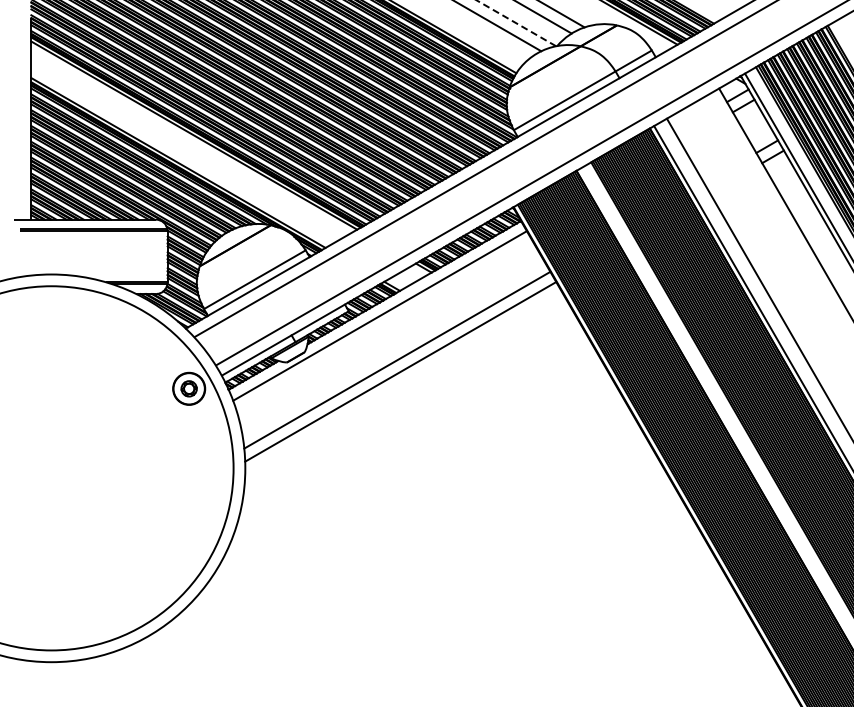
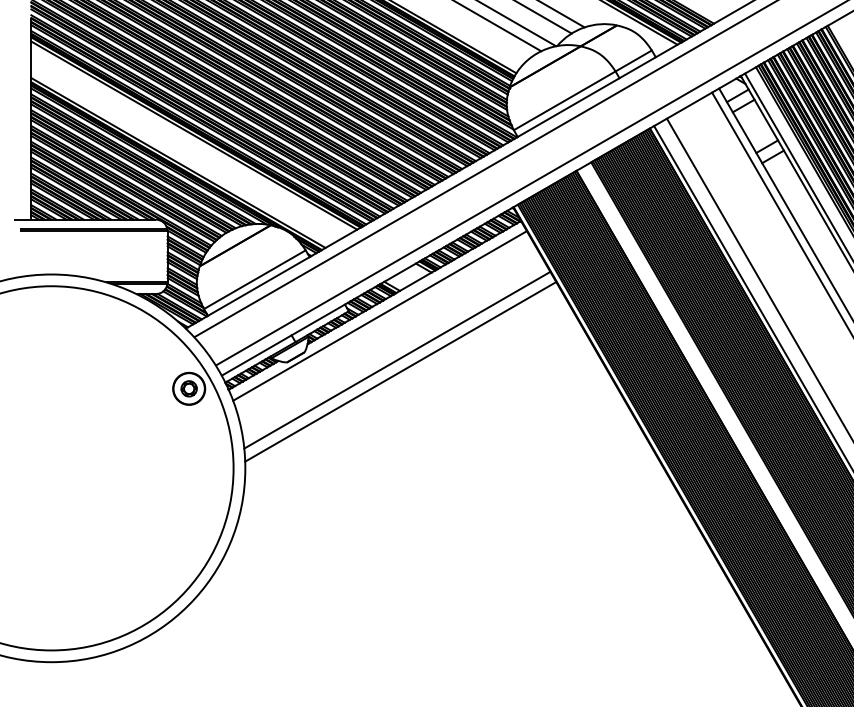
line: dashed -> solid (516, 23)
line: none -> present (781, 212)
